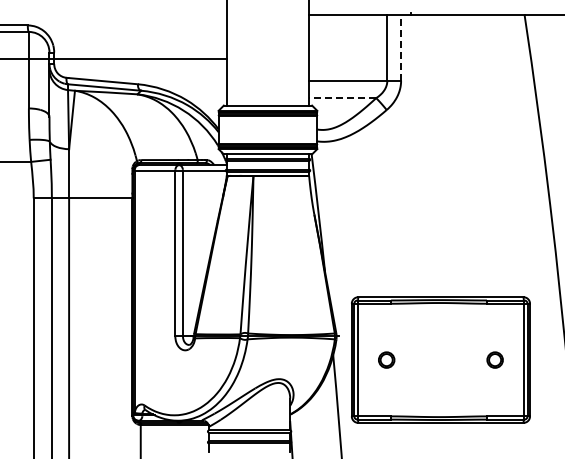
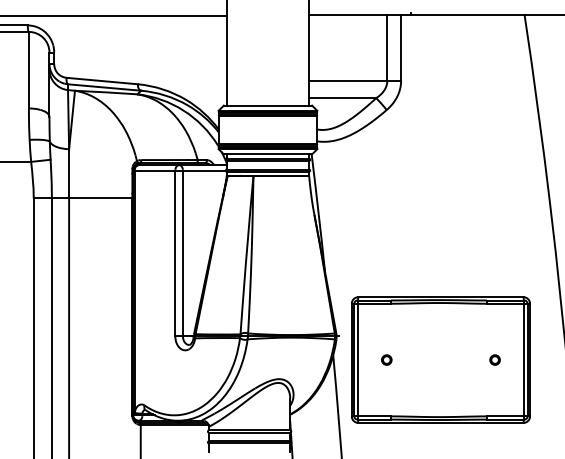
line: dashed -> solid (401, 47)
line position: (114, 58) -> (114, 15) (114, 15)
line: dashed -> solid (342, 98)
part size: 18x18 px -> 12x12 px (386, 359)
part size: 18x18 px -> 12x12 px (494, 359)
